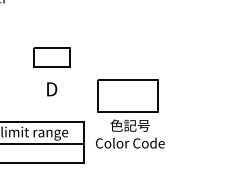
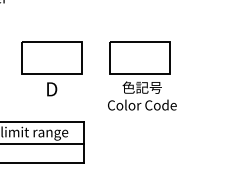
part size: 38x21 px -> 62x34 px (51, 57)
part position: (130, 113) -> (142, 75) (142, 75)
